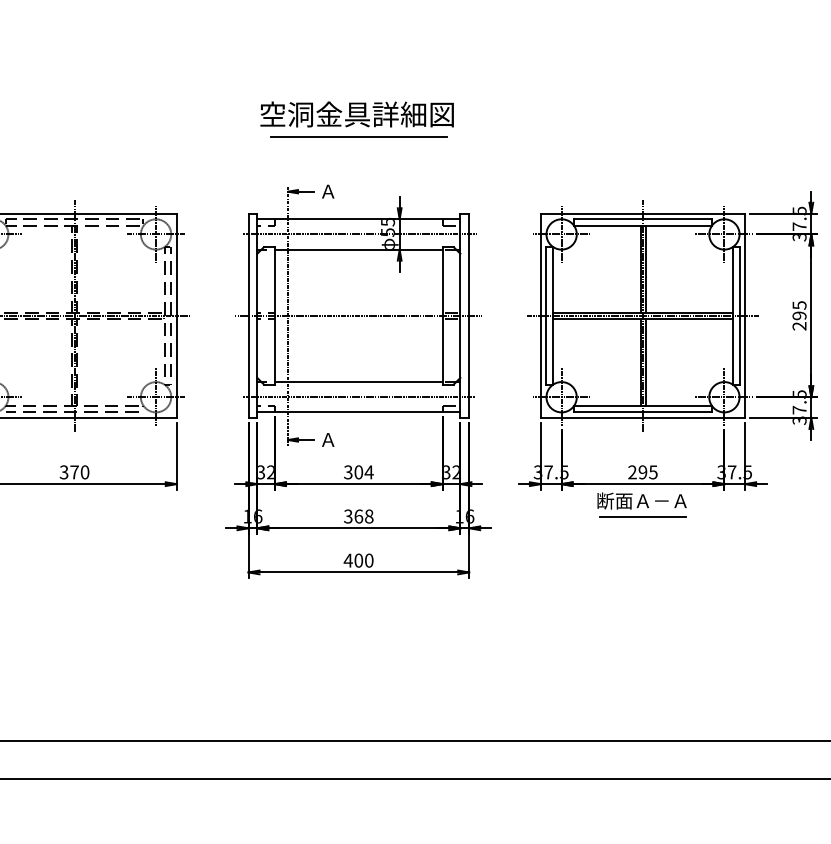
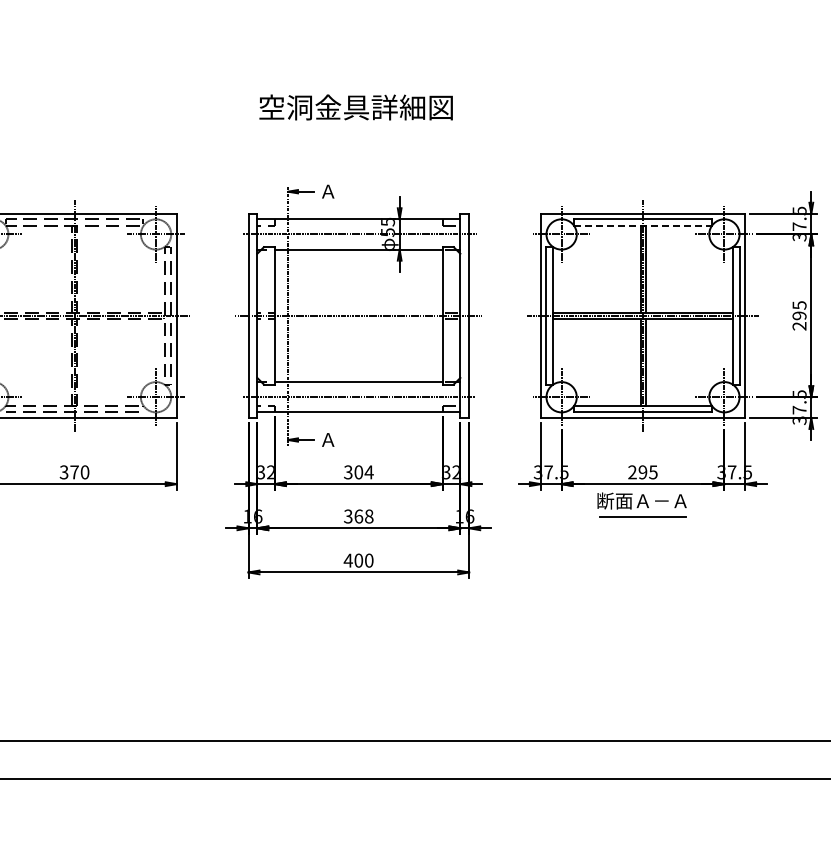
text position: (356, 114) -> (355, 107) (355, 107)
line: present -> none (358, 136)
line: solid -> dashed (643, 225)
